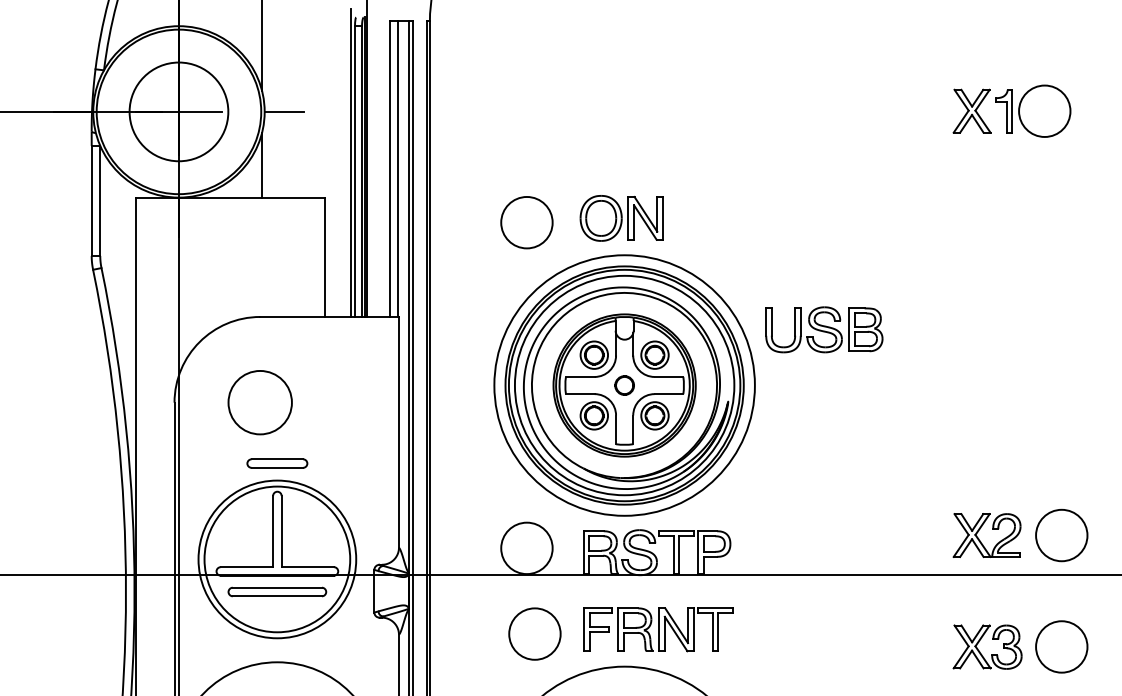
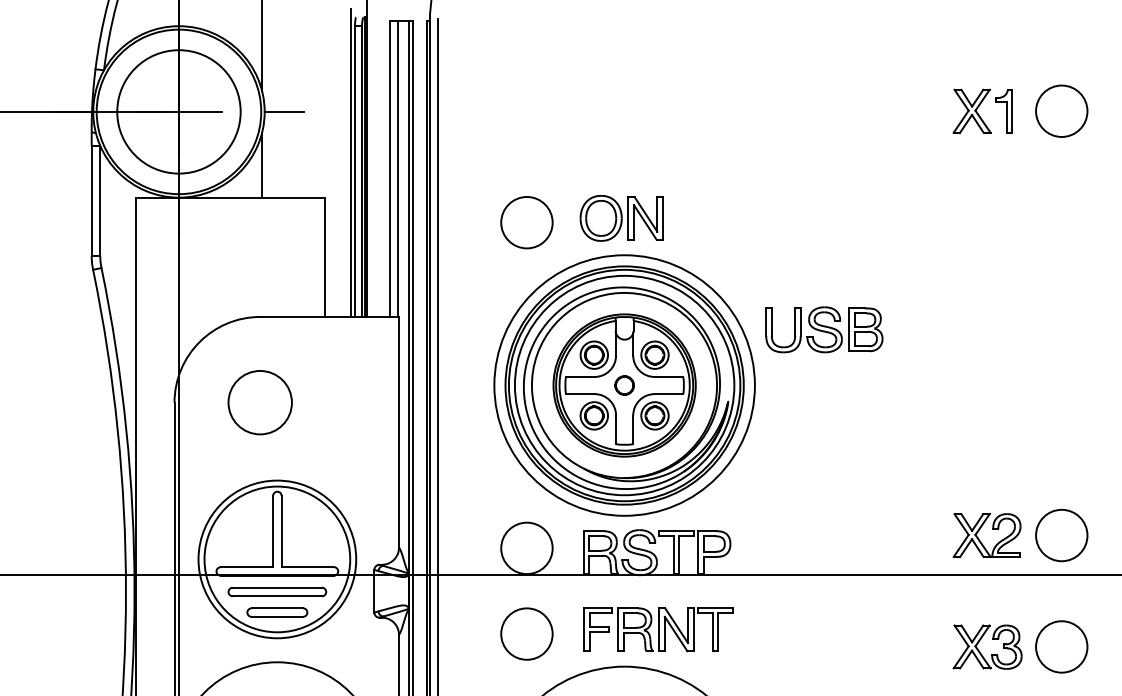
circle position: (1044, 110) -> (1061, 110) (1061, 110)
circle diameter: 99 px -> 123 px (178, 111)
line: none -> present (437, 355)
part position: (277, 463) -> (277, 612) (277, 612)
circle position: (534, 633) -> (526, 633) (526, 633)
